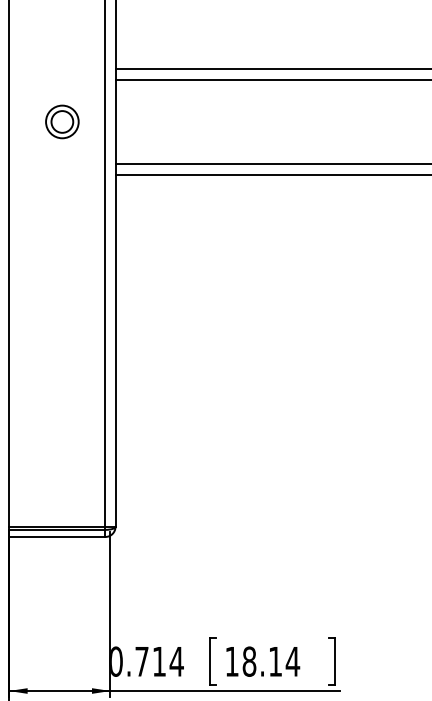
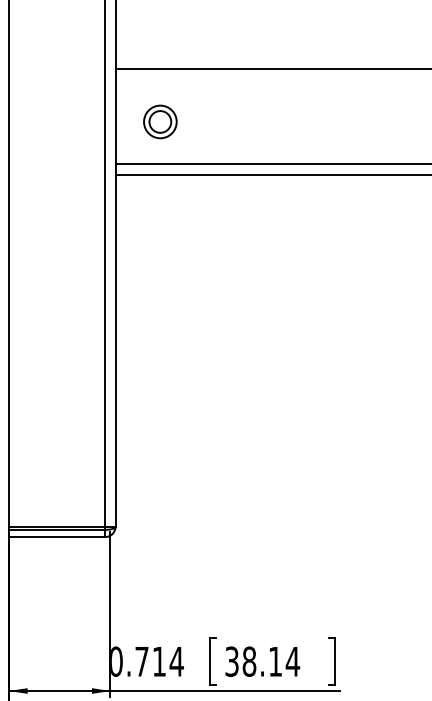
line: present -> none (271, 79)
part position: (62, 121) -> (160, 121) (160, 121)
text: 18.14 -> 38.14 (231, 661)
